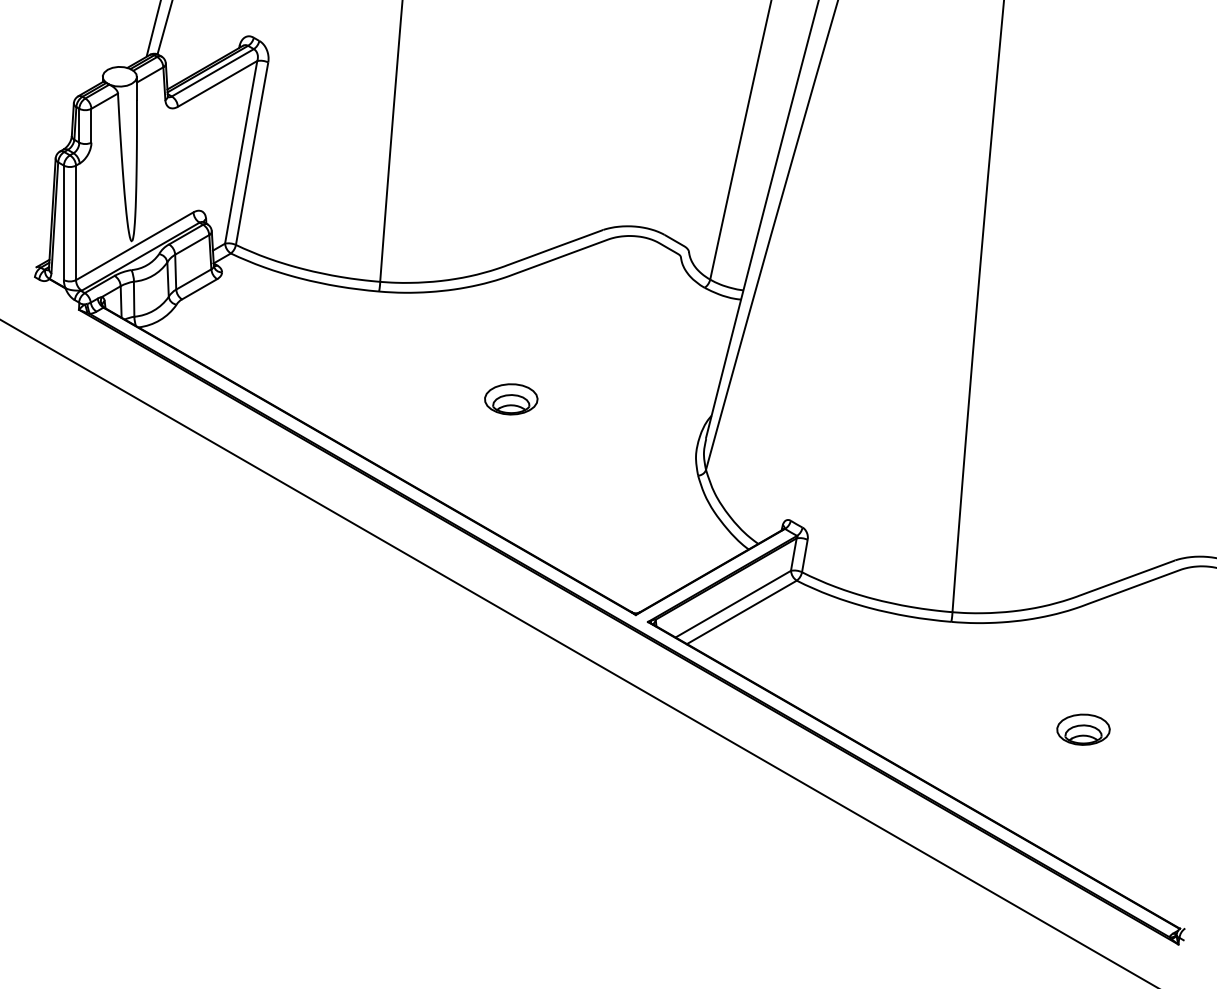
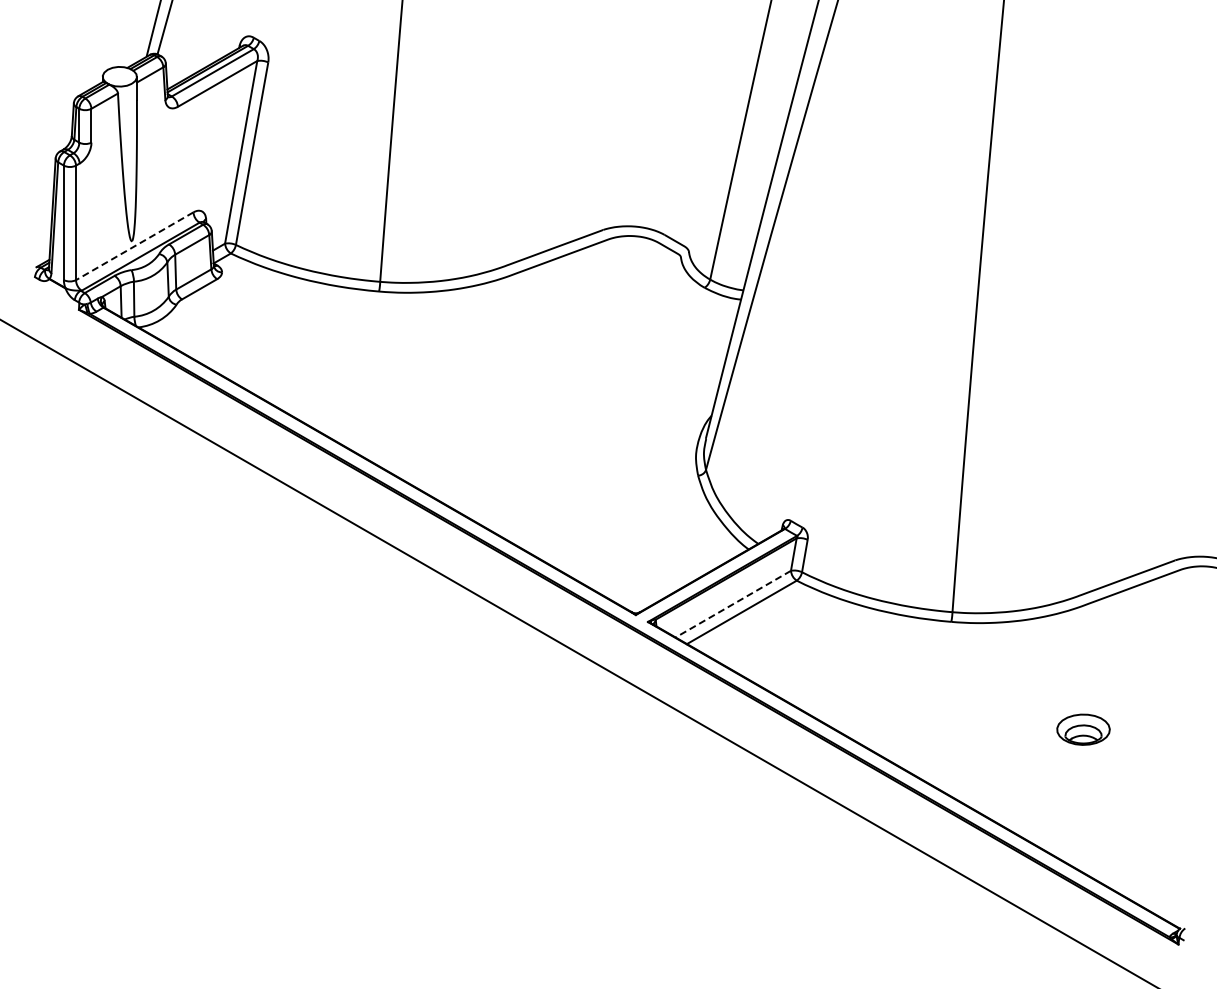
line: solid -> dashed (134, 246)
part: present -> none (511, 399)
line: solid -> dashed (733, 604)
